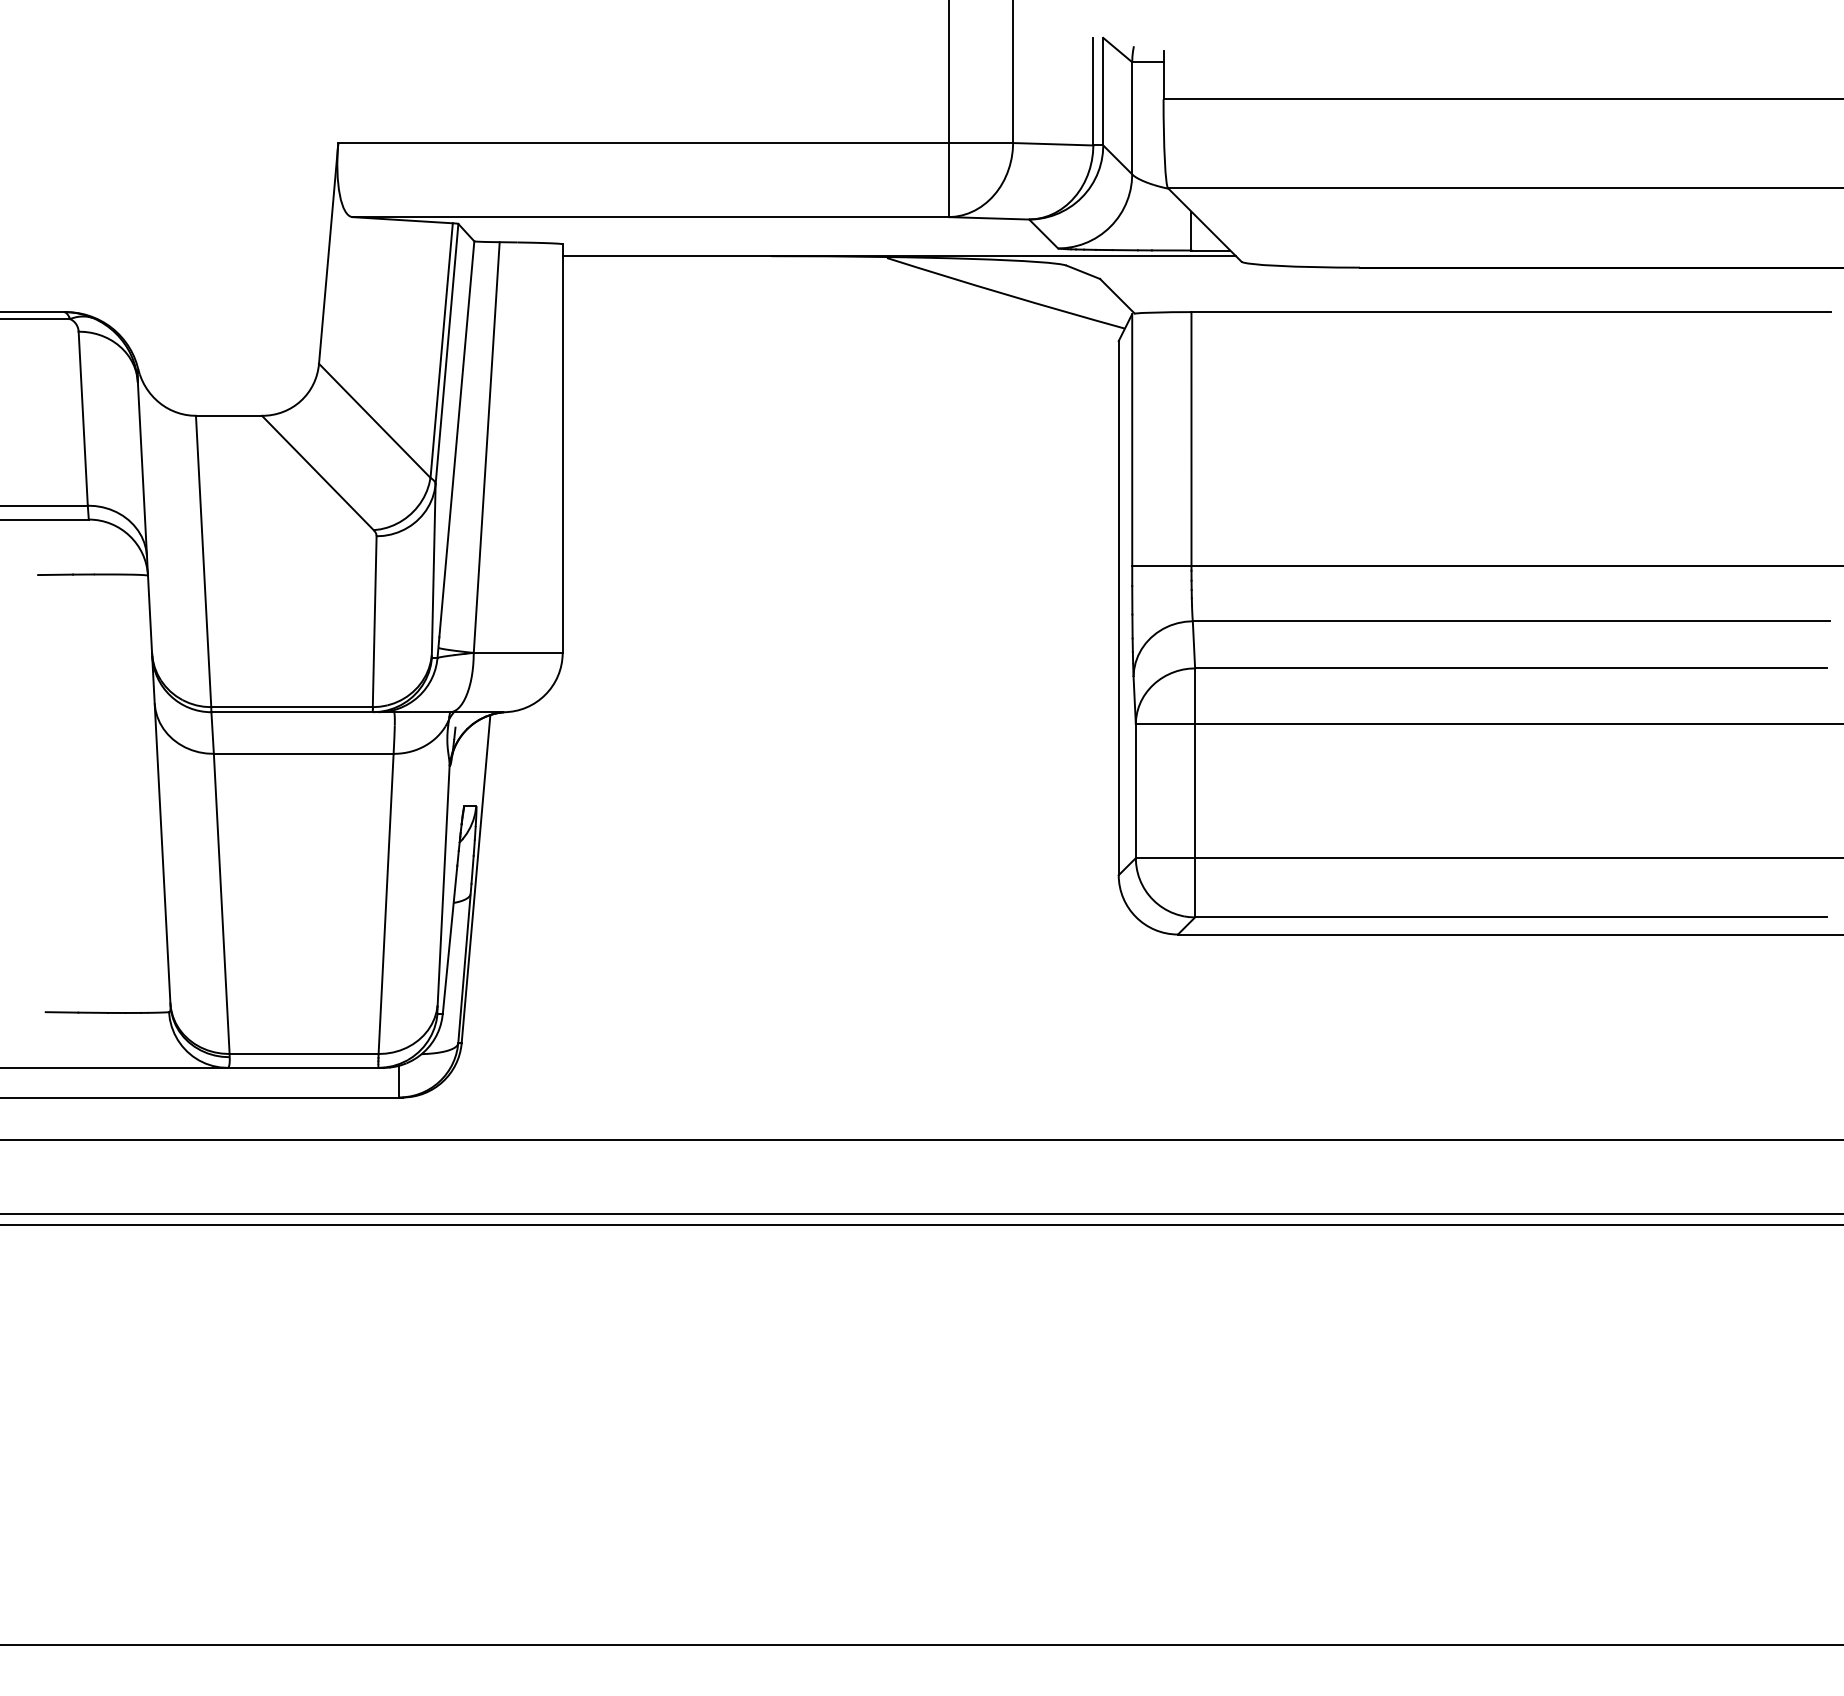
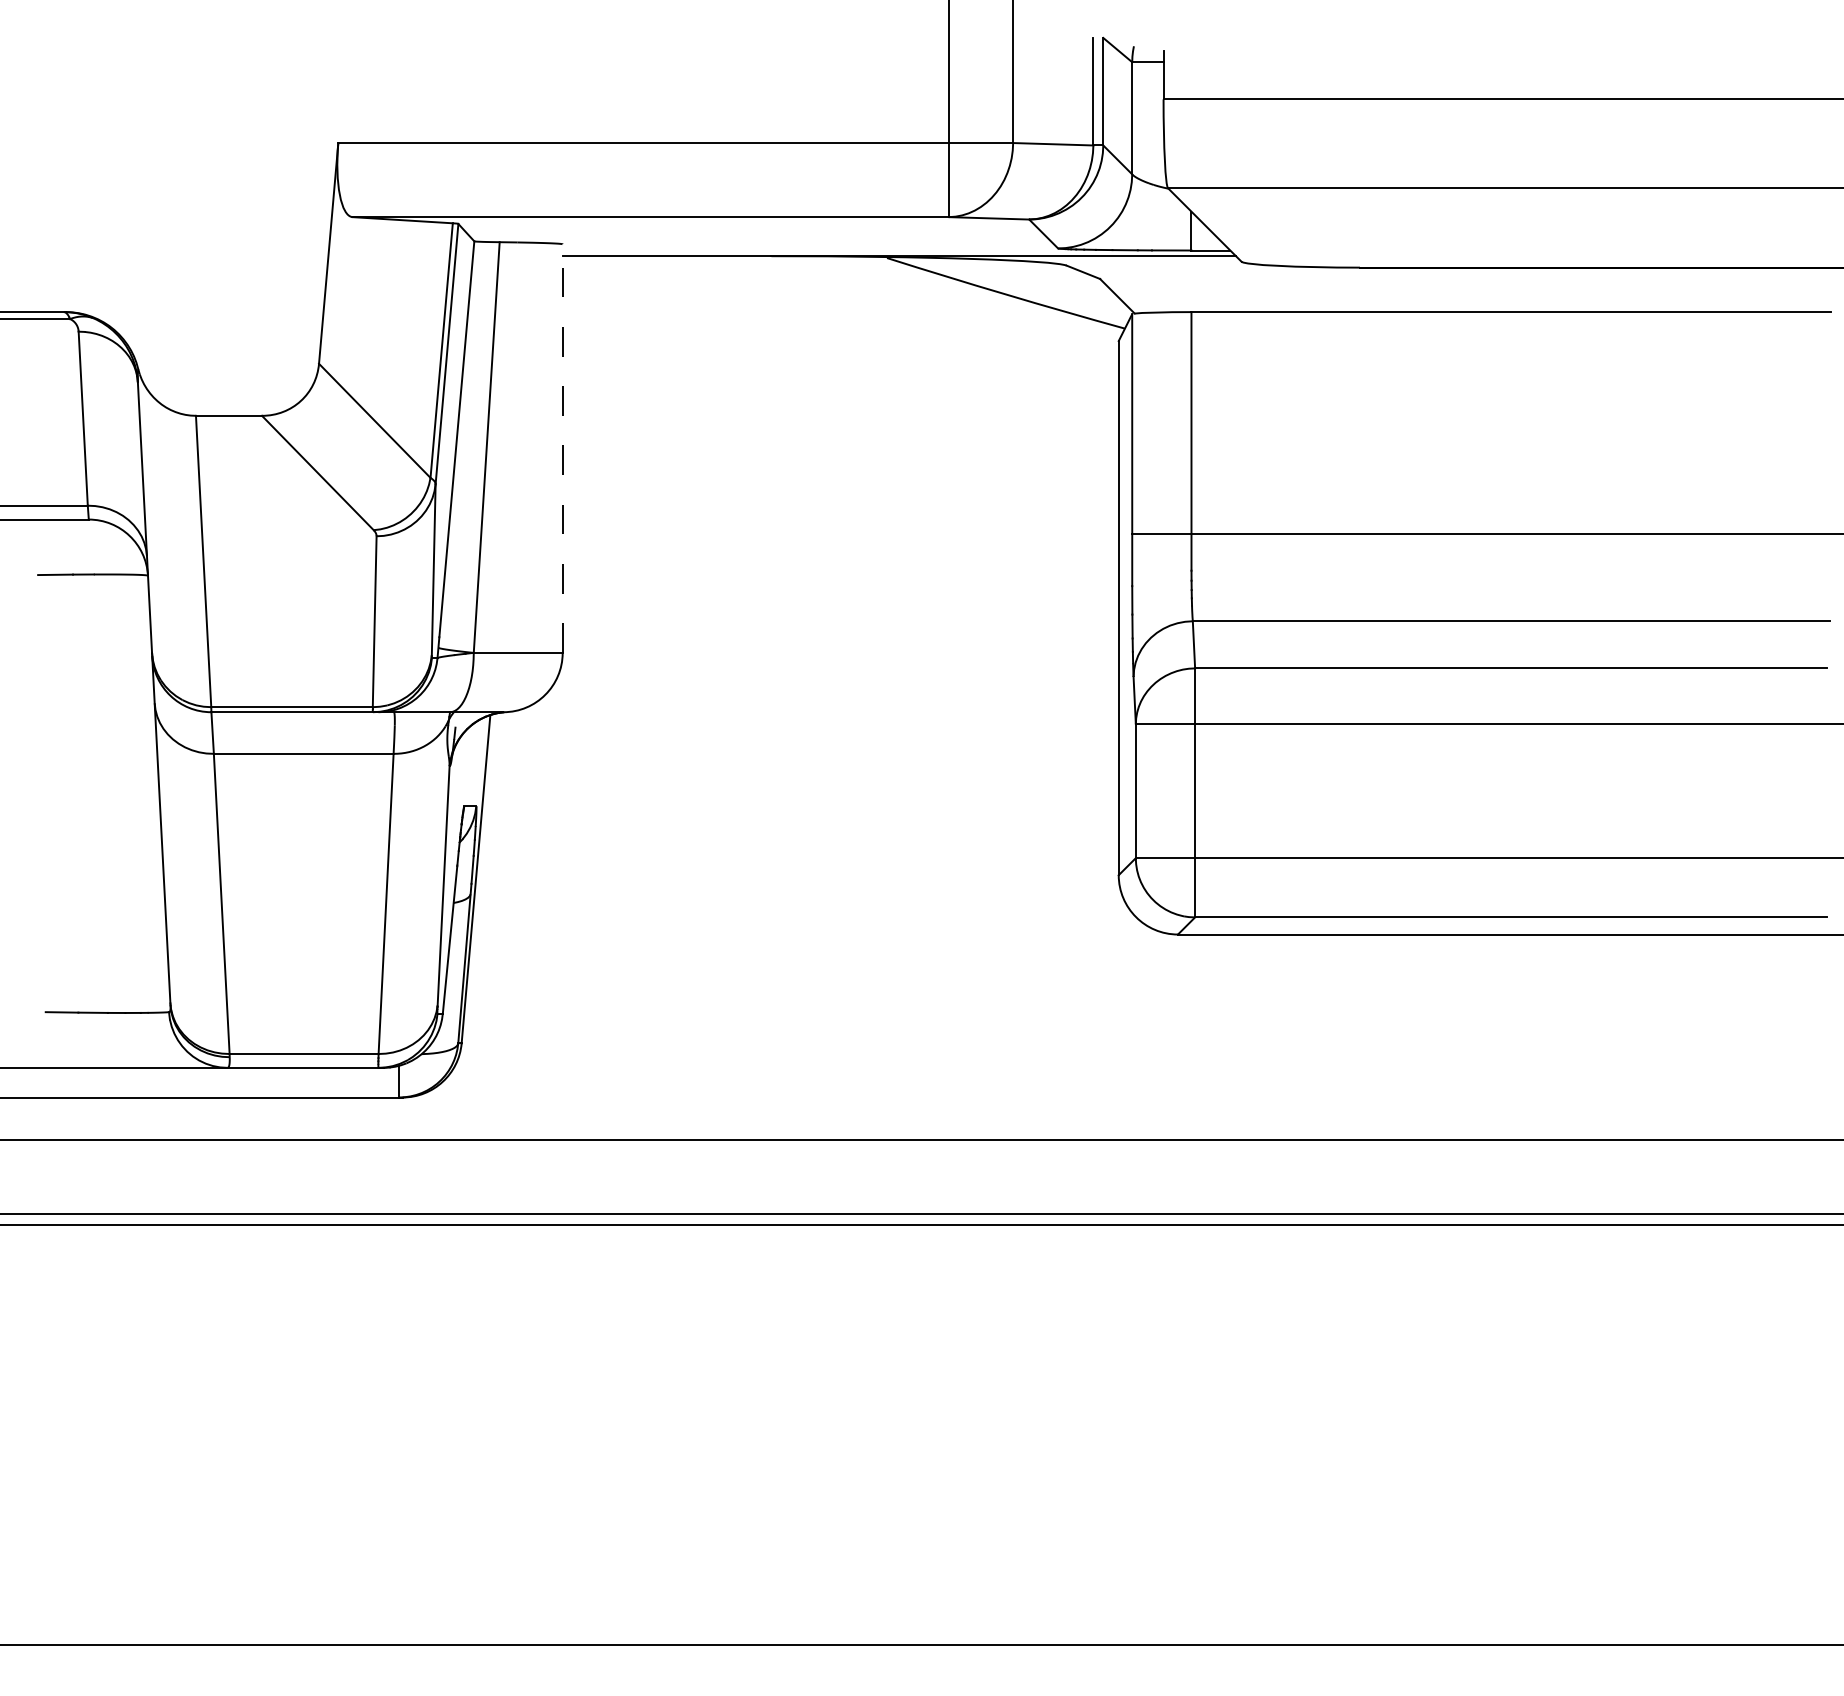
line: solid -> dashed (562, 448)
line position: (1486, 565) -> (1486, 533) (1486, 533)
